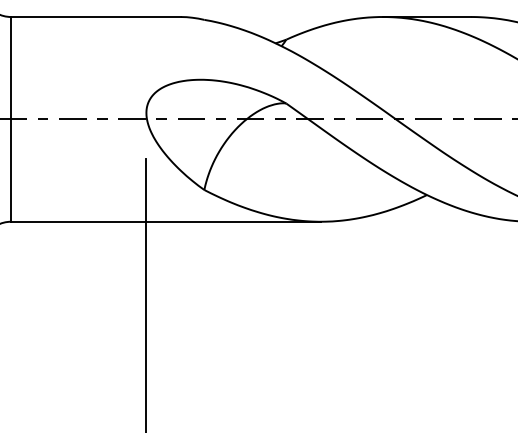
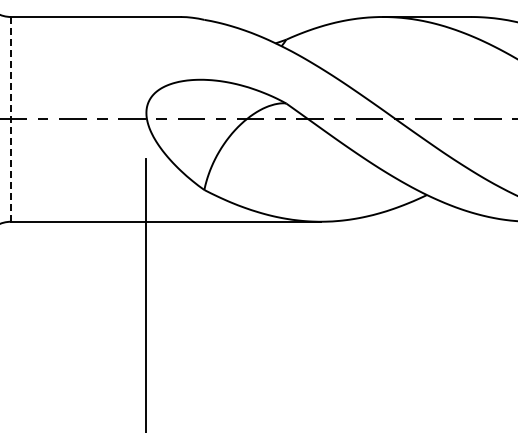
line: solid -> dashed (11, 118)
